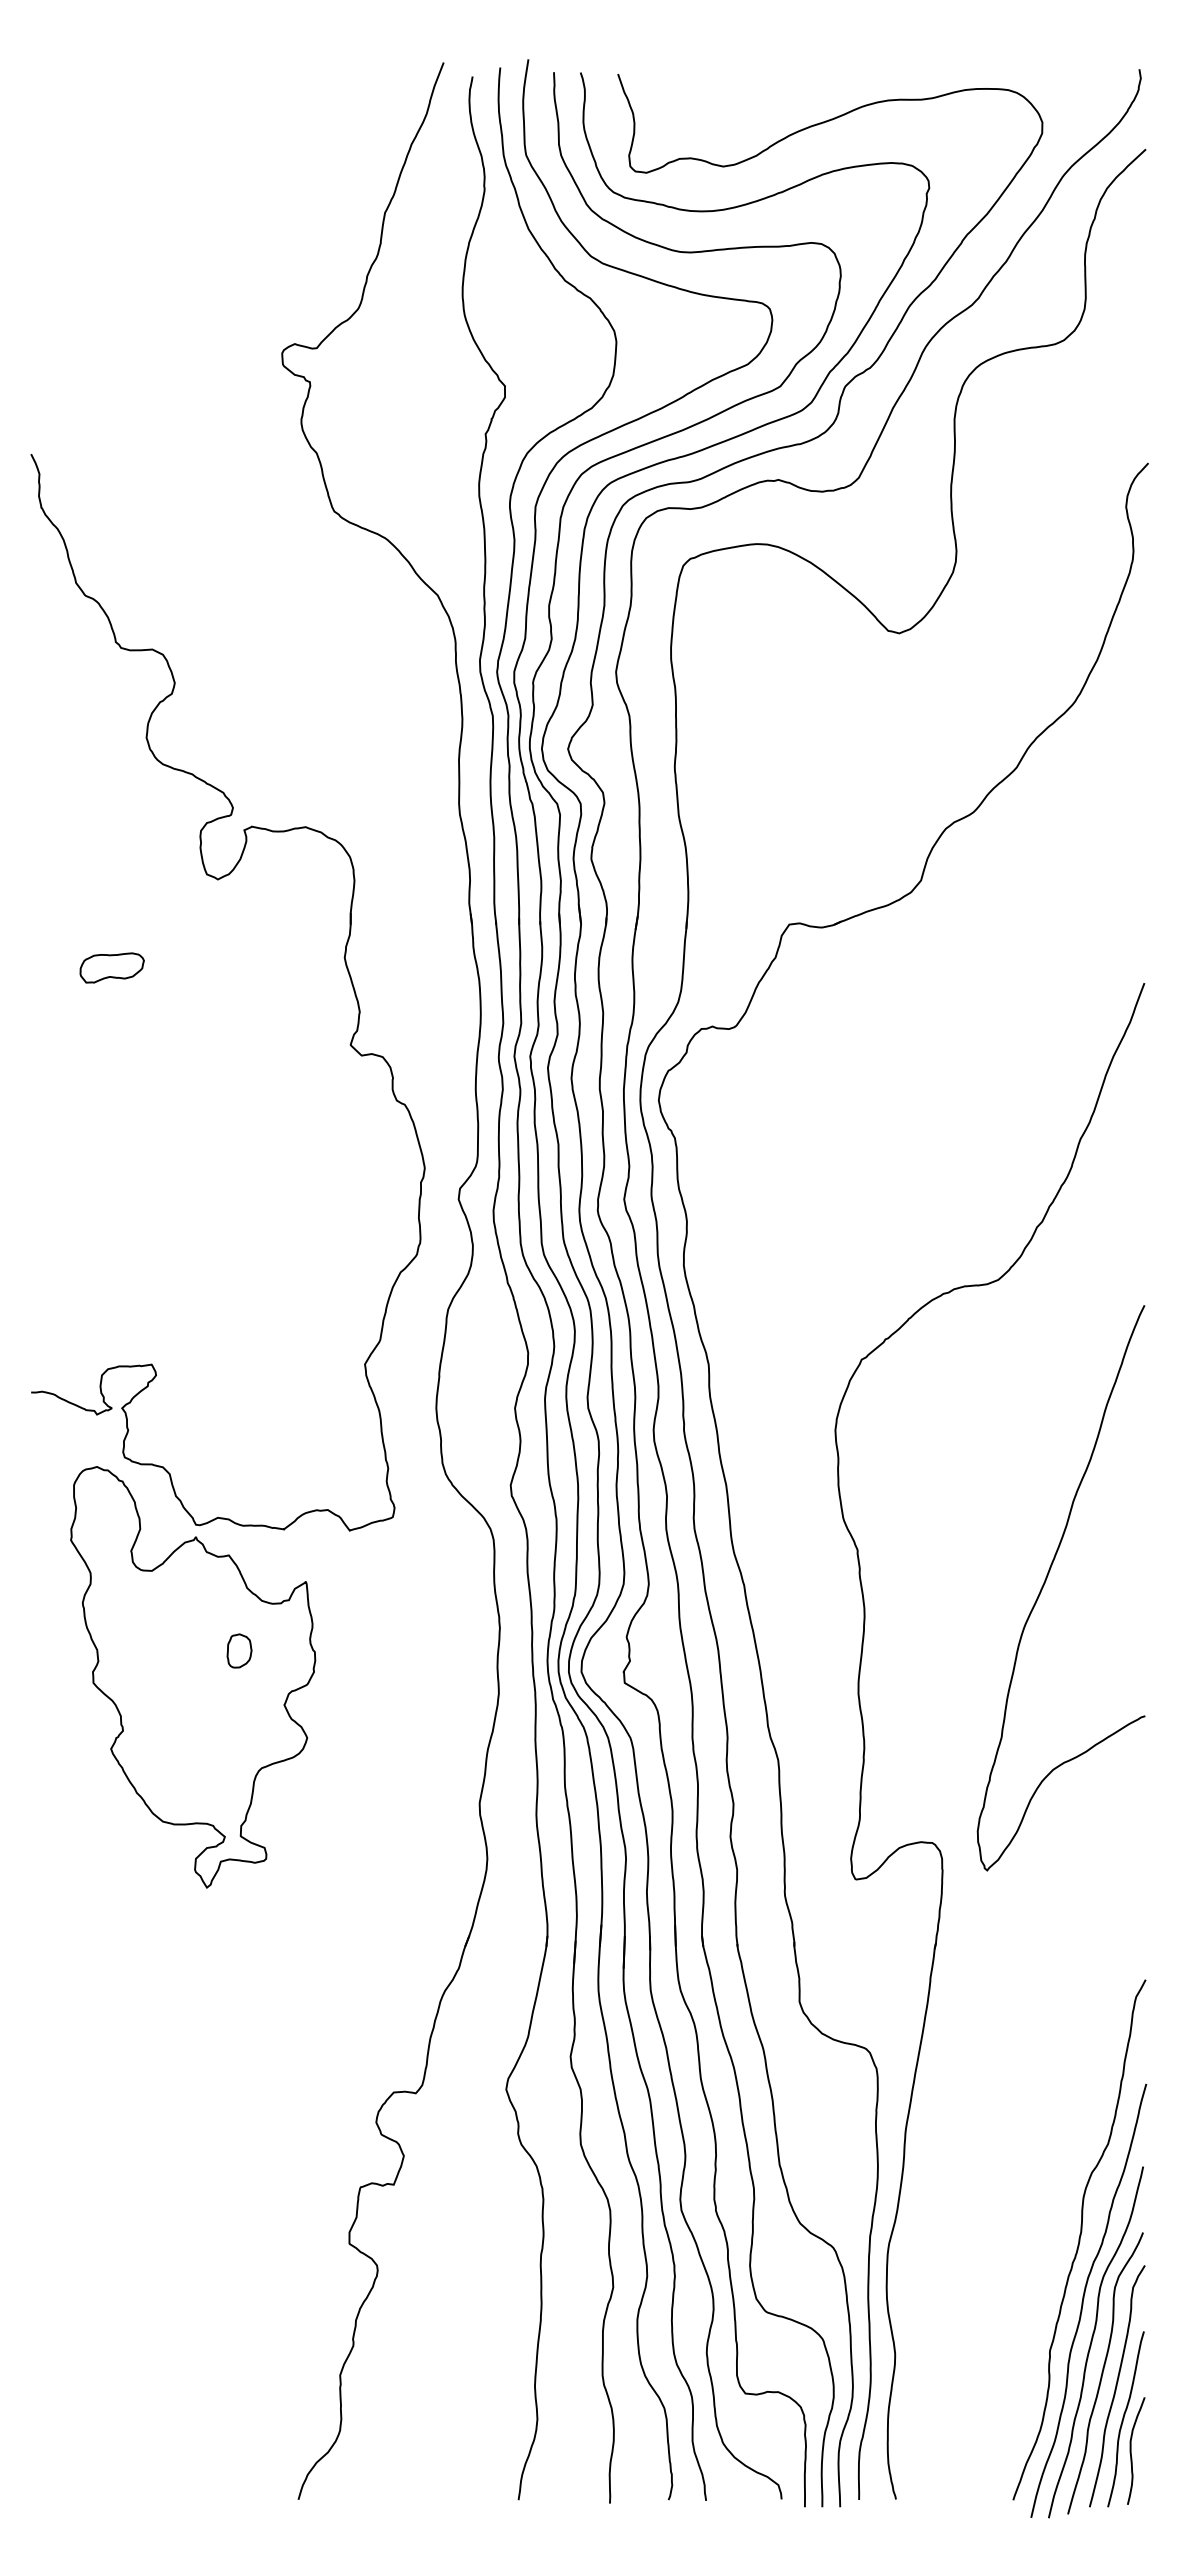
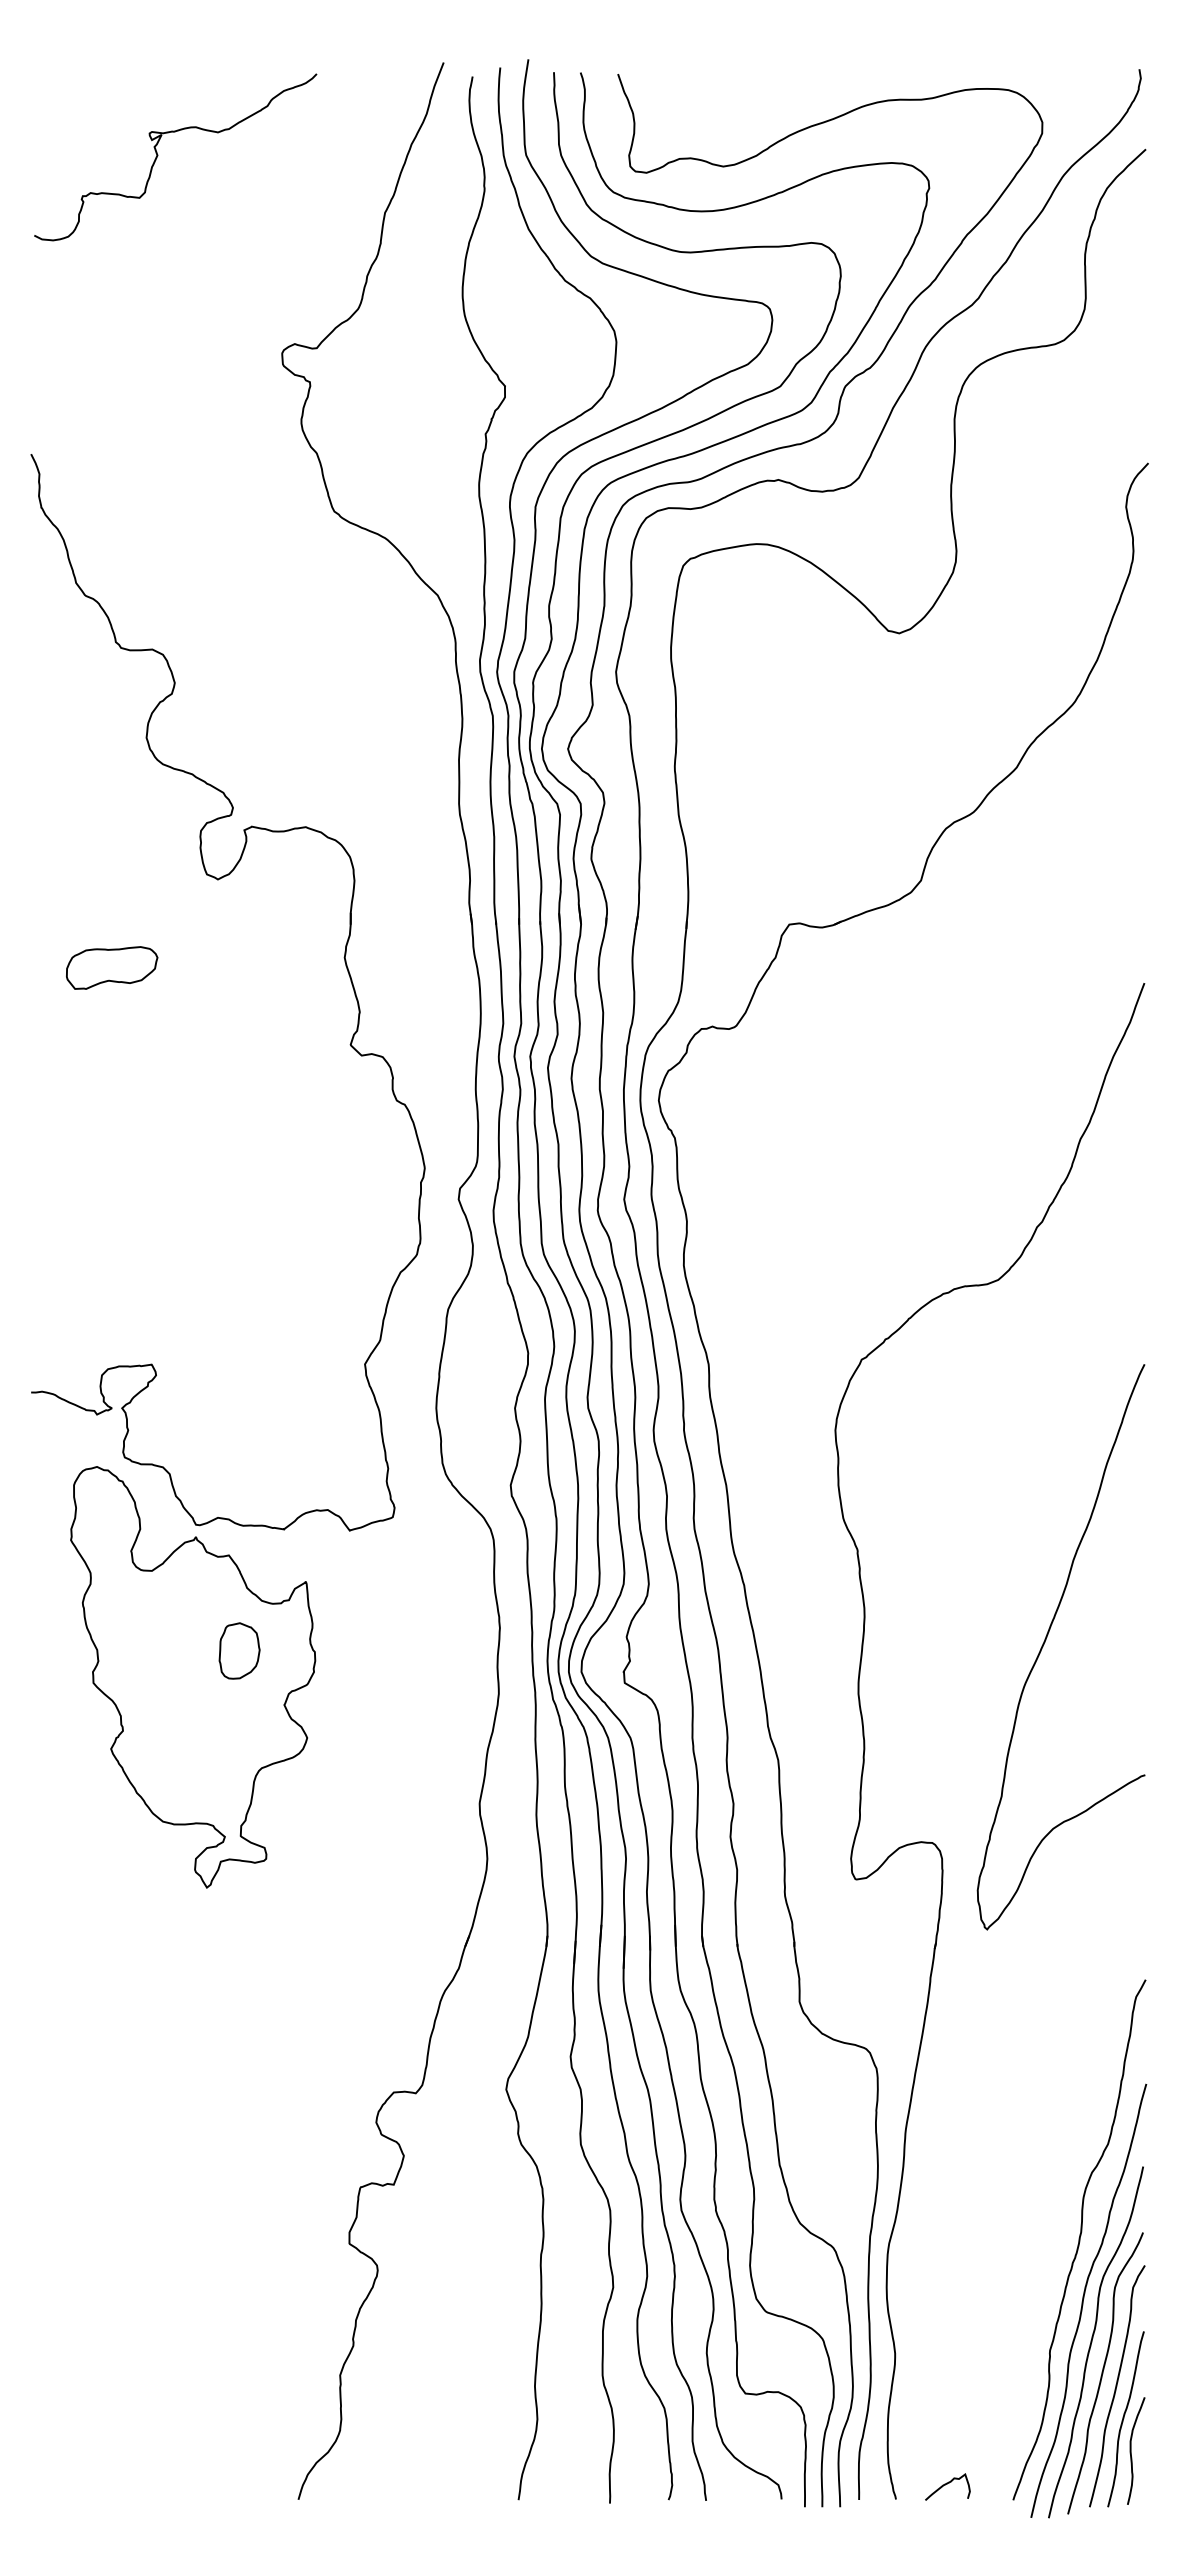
curve: none -> present (158, 155)
part size: 66x32 px -> 93x44 px (112, 967)
curve position: (1046, 1581) -> (1046, 1640) (1046, 1640)
part size: 27x36 px -> 43x58 px (239, 1650)
curve: none -> present (947, 2484)
